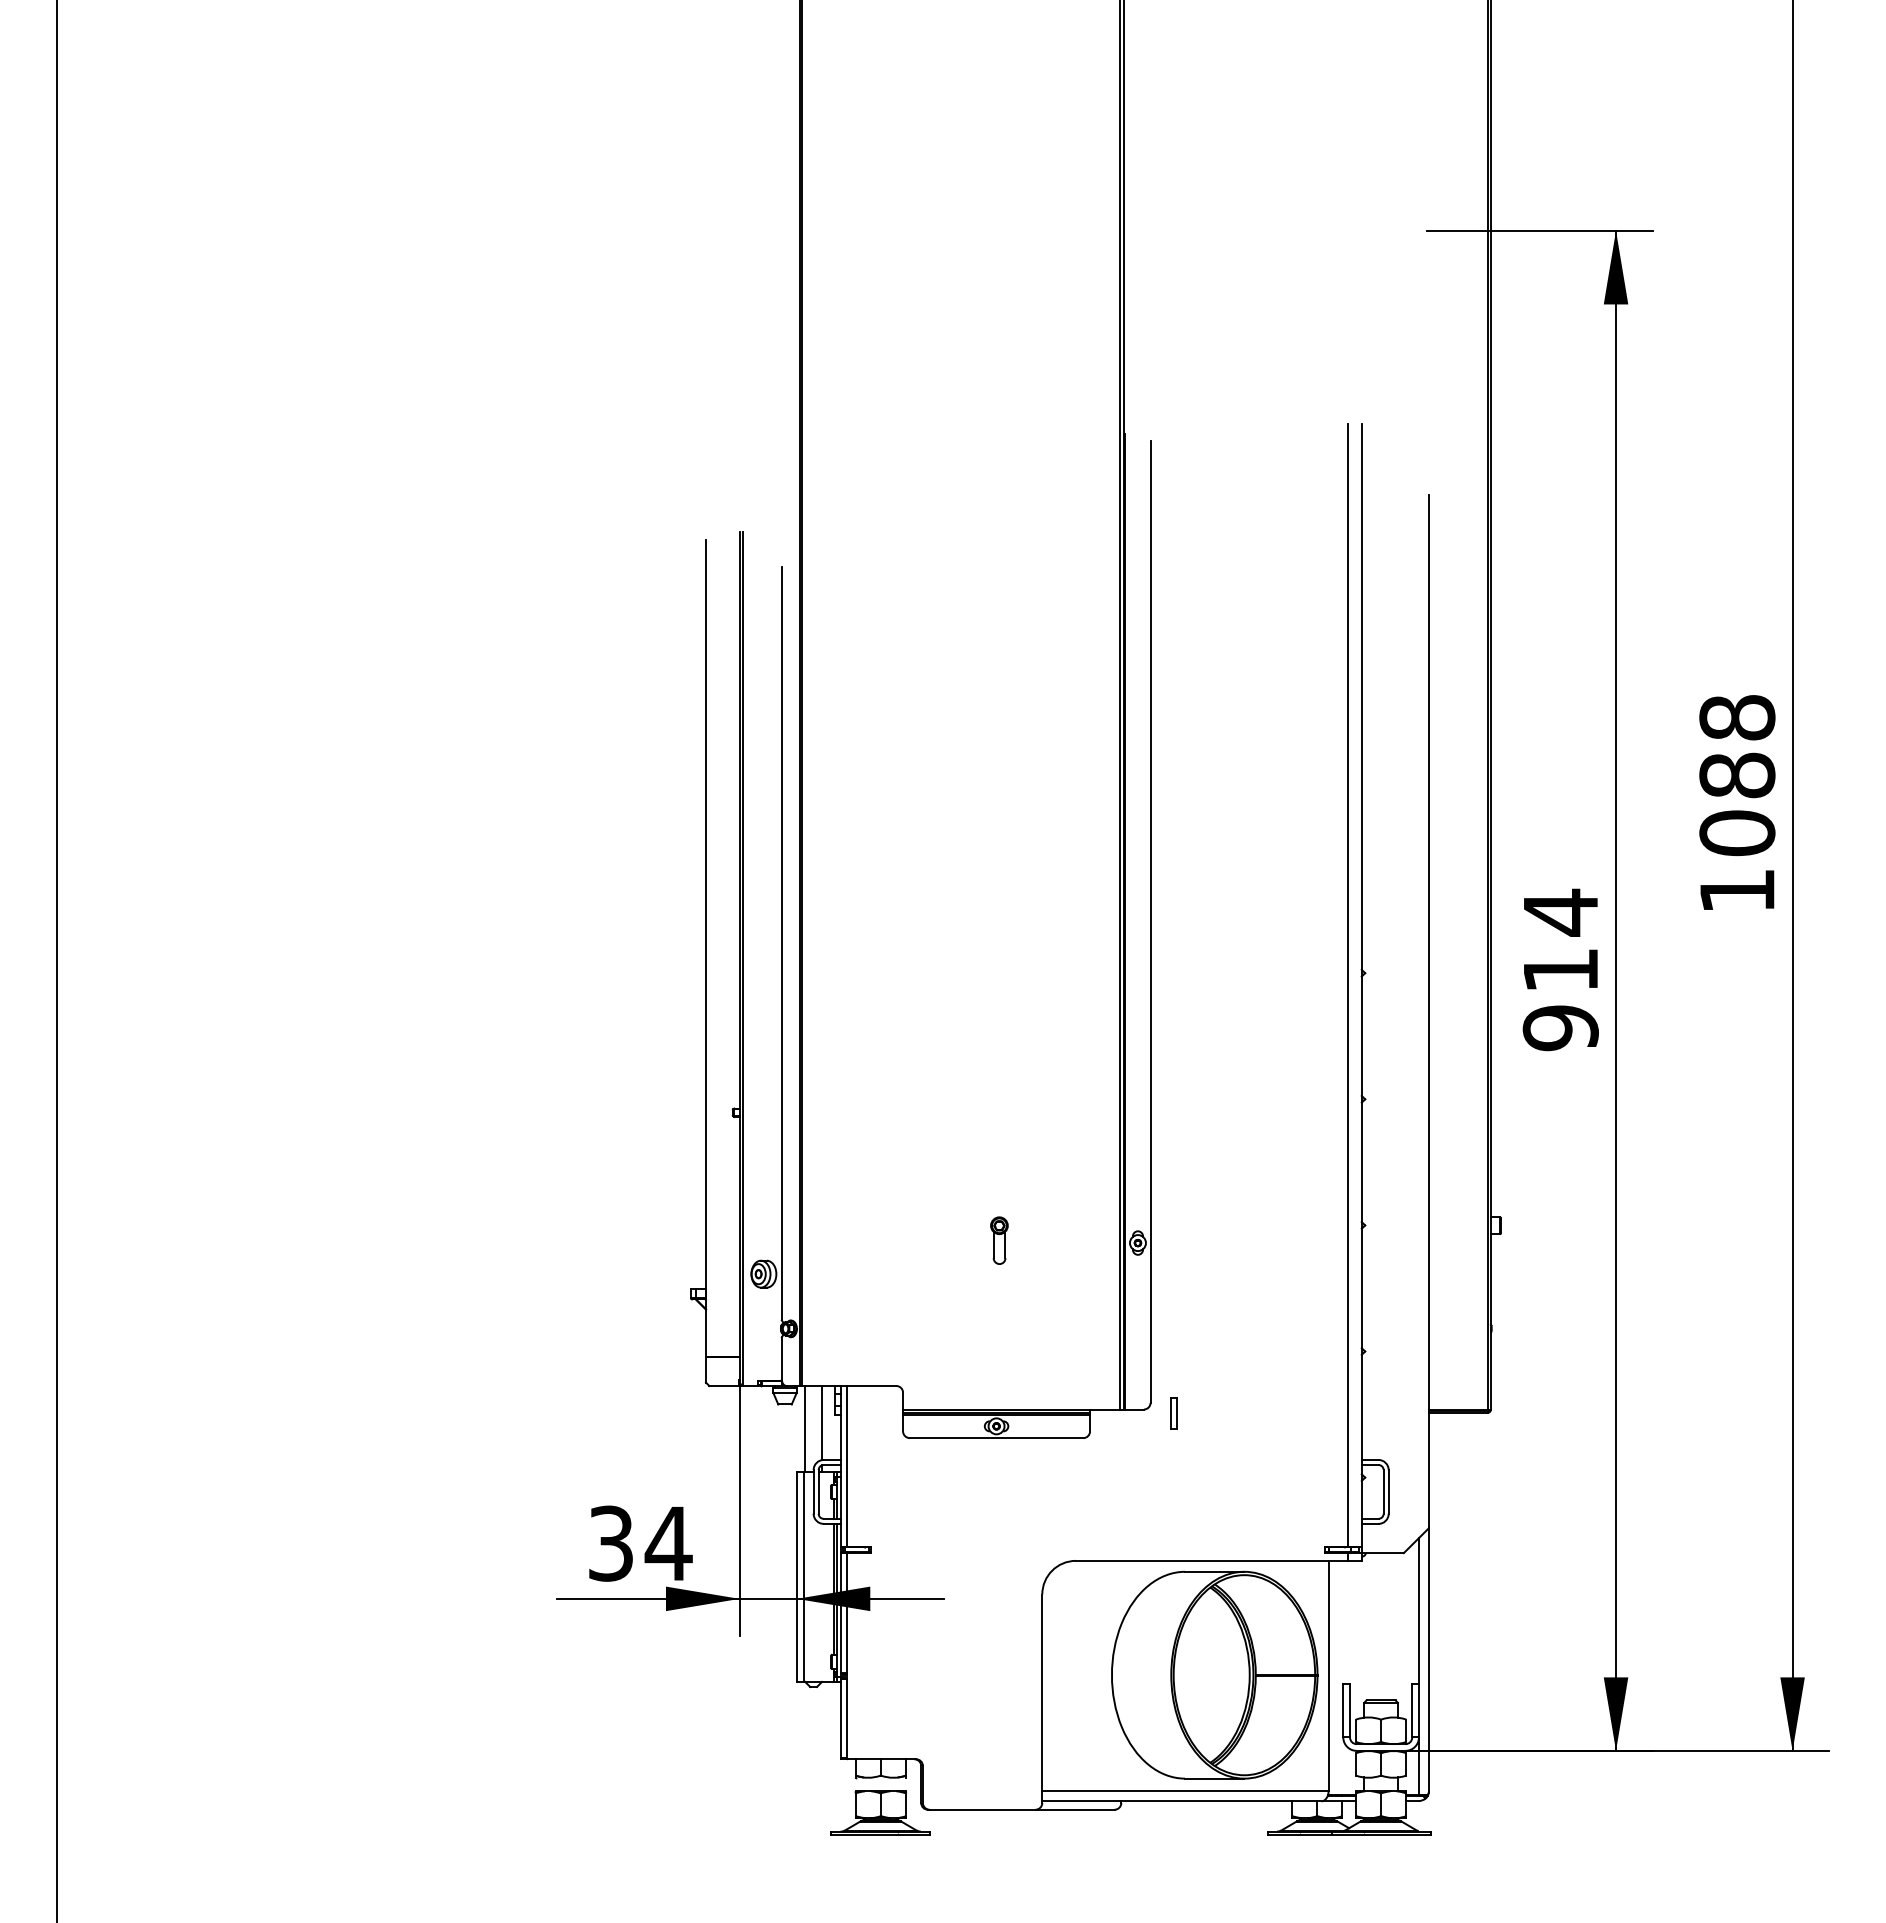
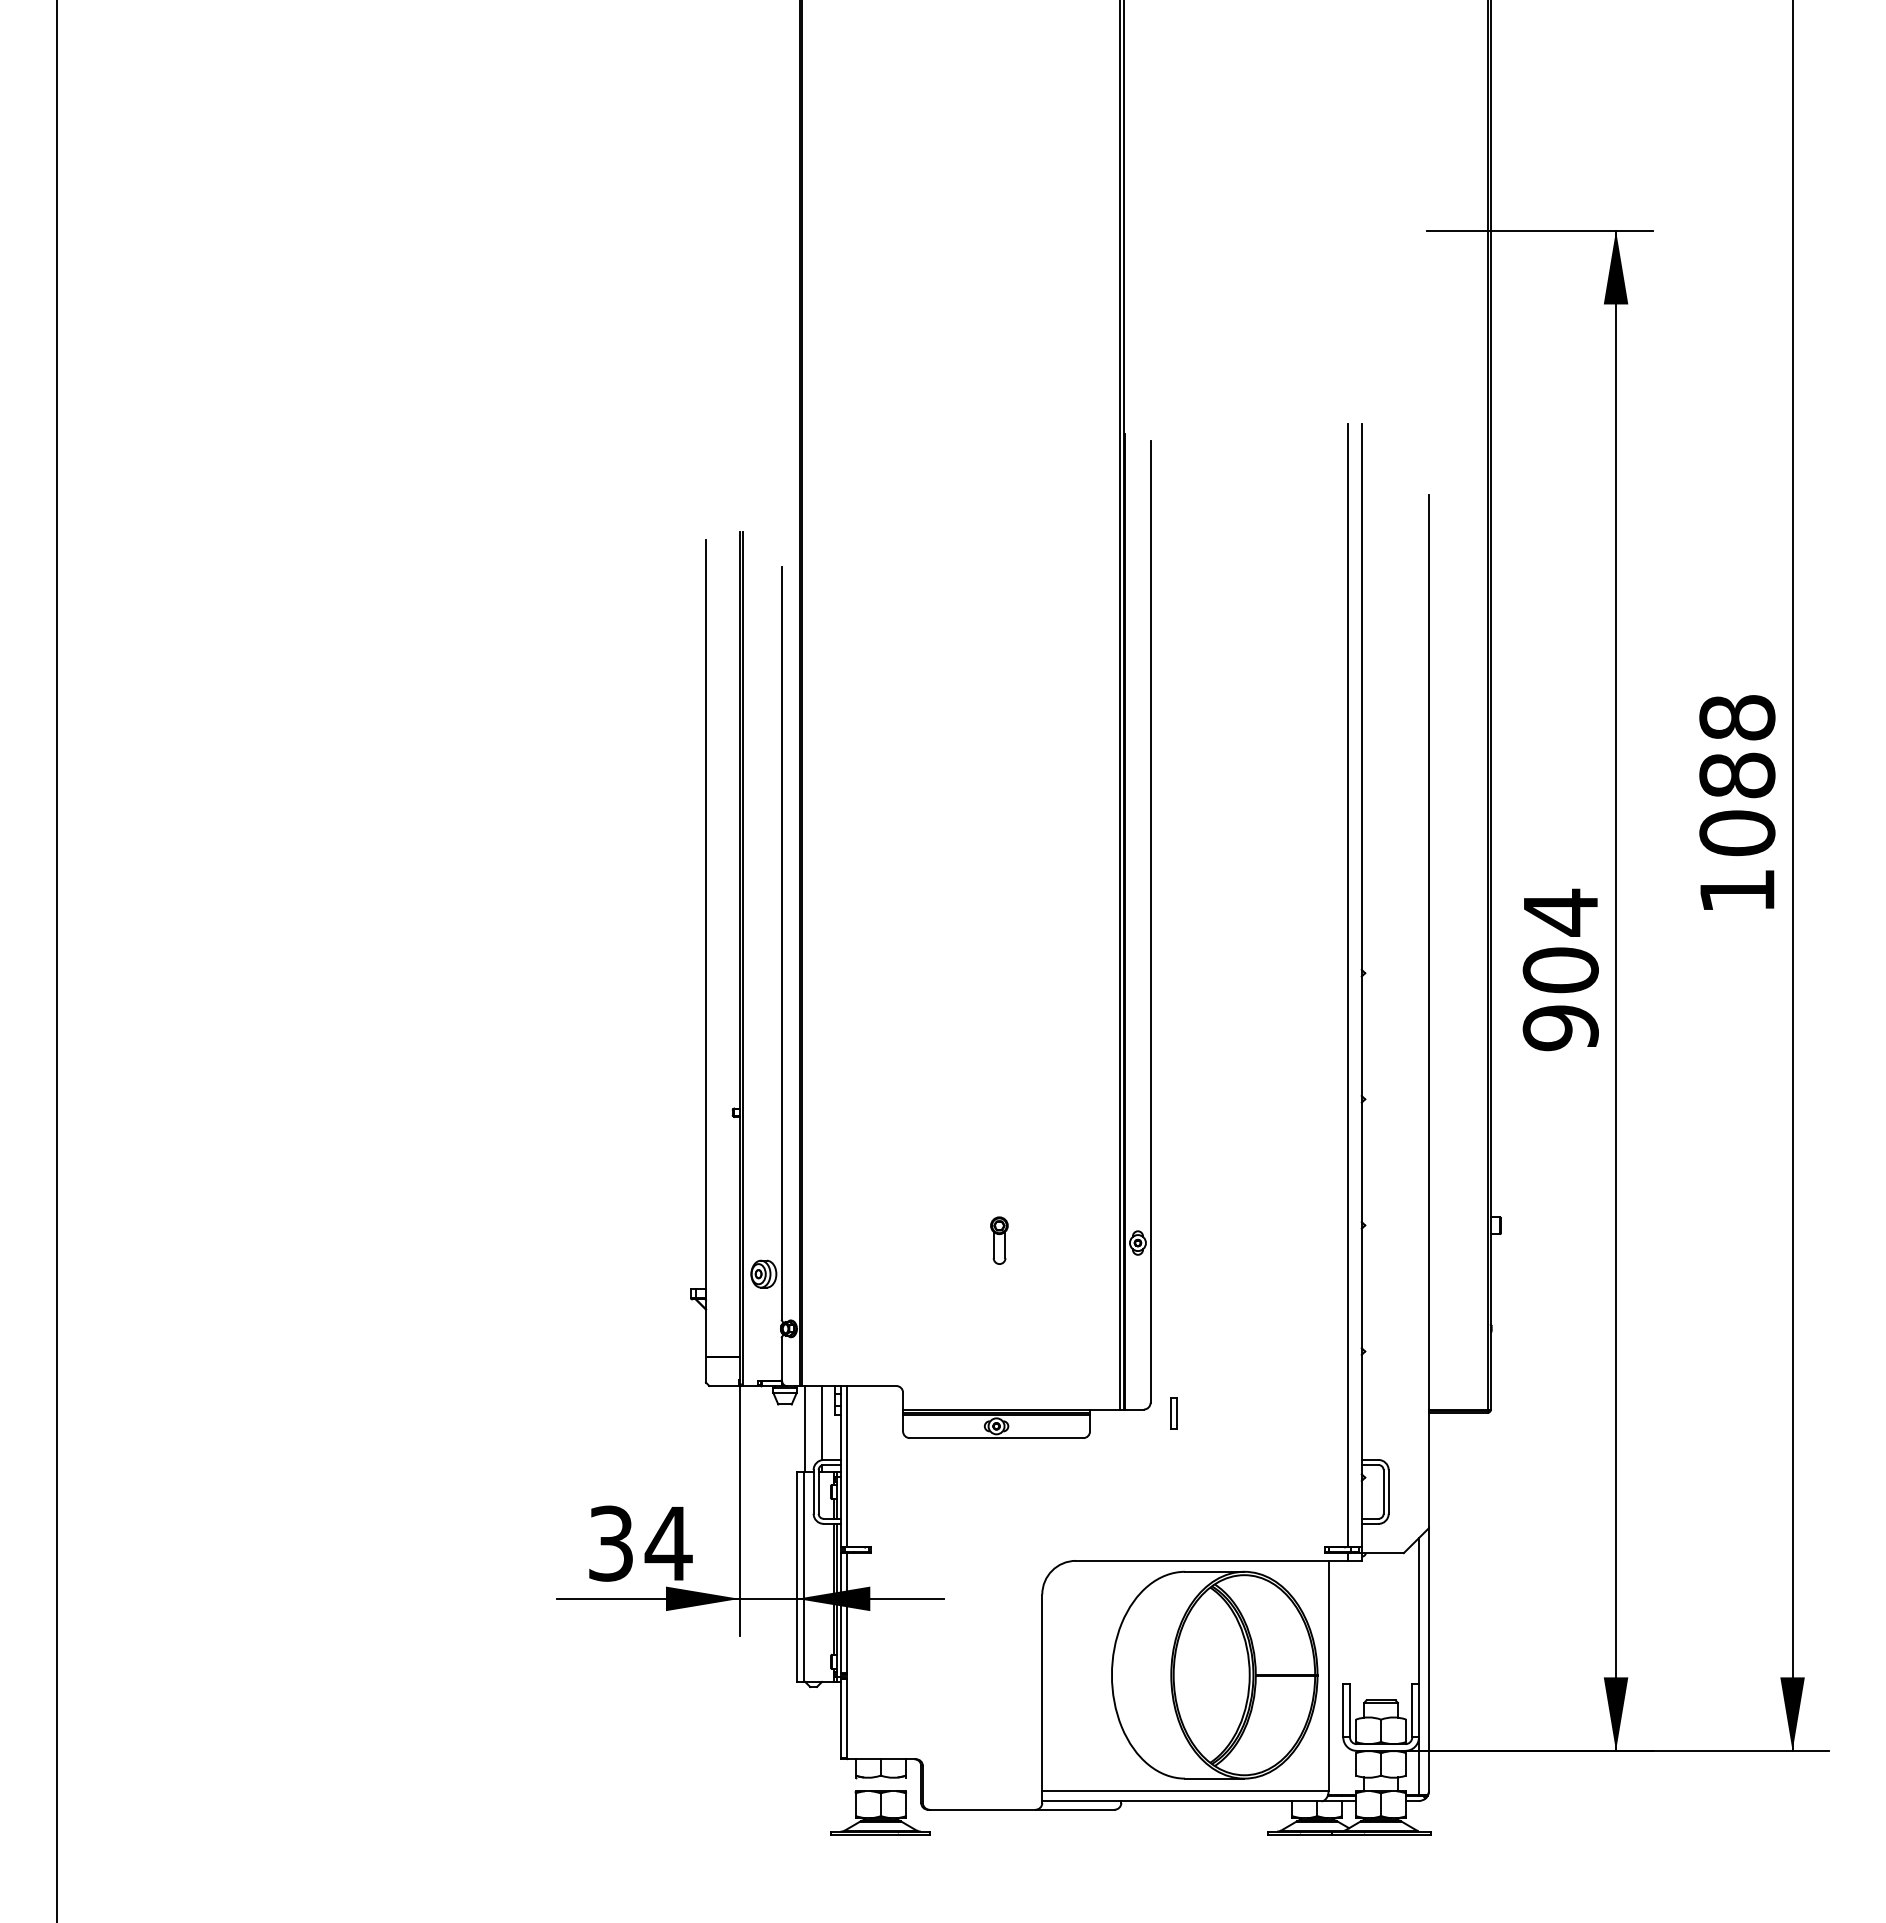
text: 914 -> 904 (1560, 970)
